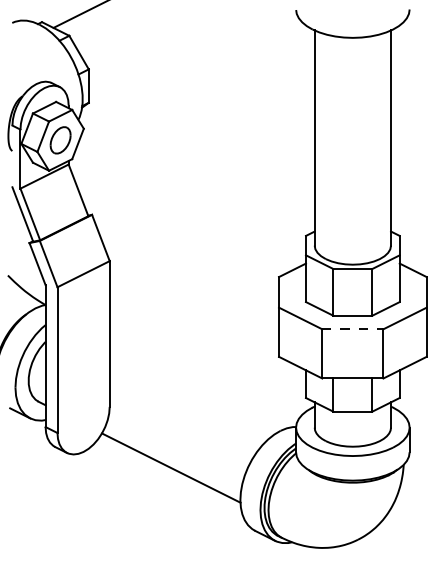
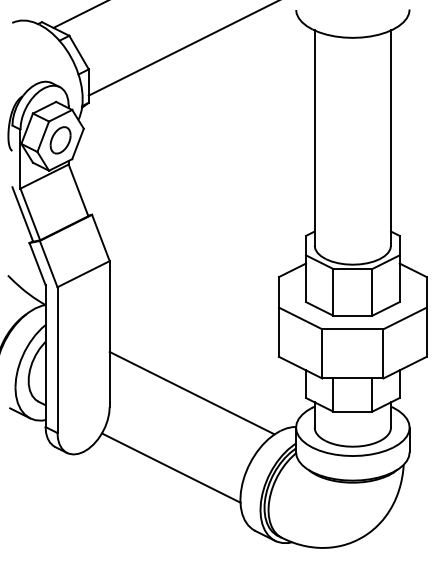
line: none -> present (182, 48)
line: dashed -> solid (352, 329)
line: none -> present (191, 392)
